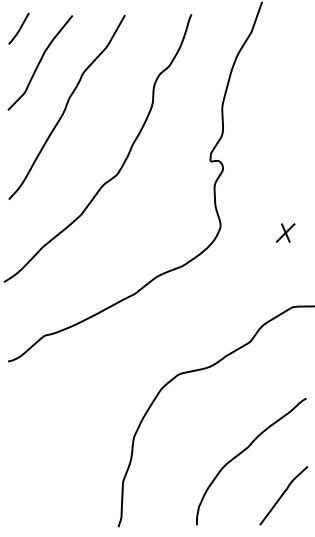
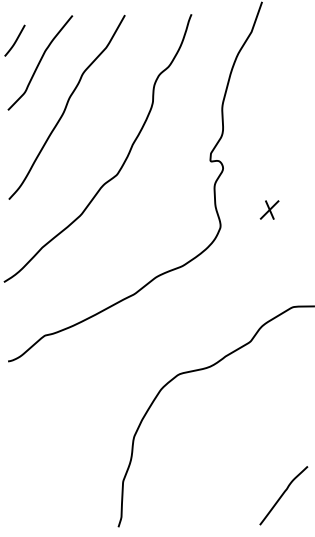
curve position: (19, 28) -> (15, 40) (15, 40)
part position: (285, 232) -> (269, 209) (269, 209)
curve: present -> none (243, 452)
